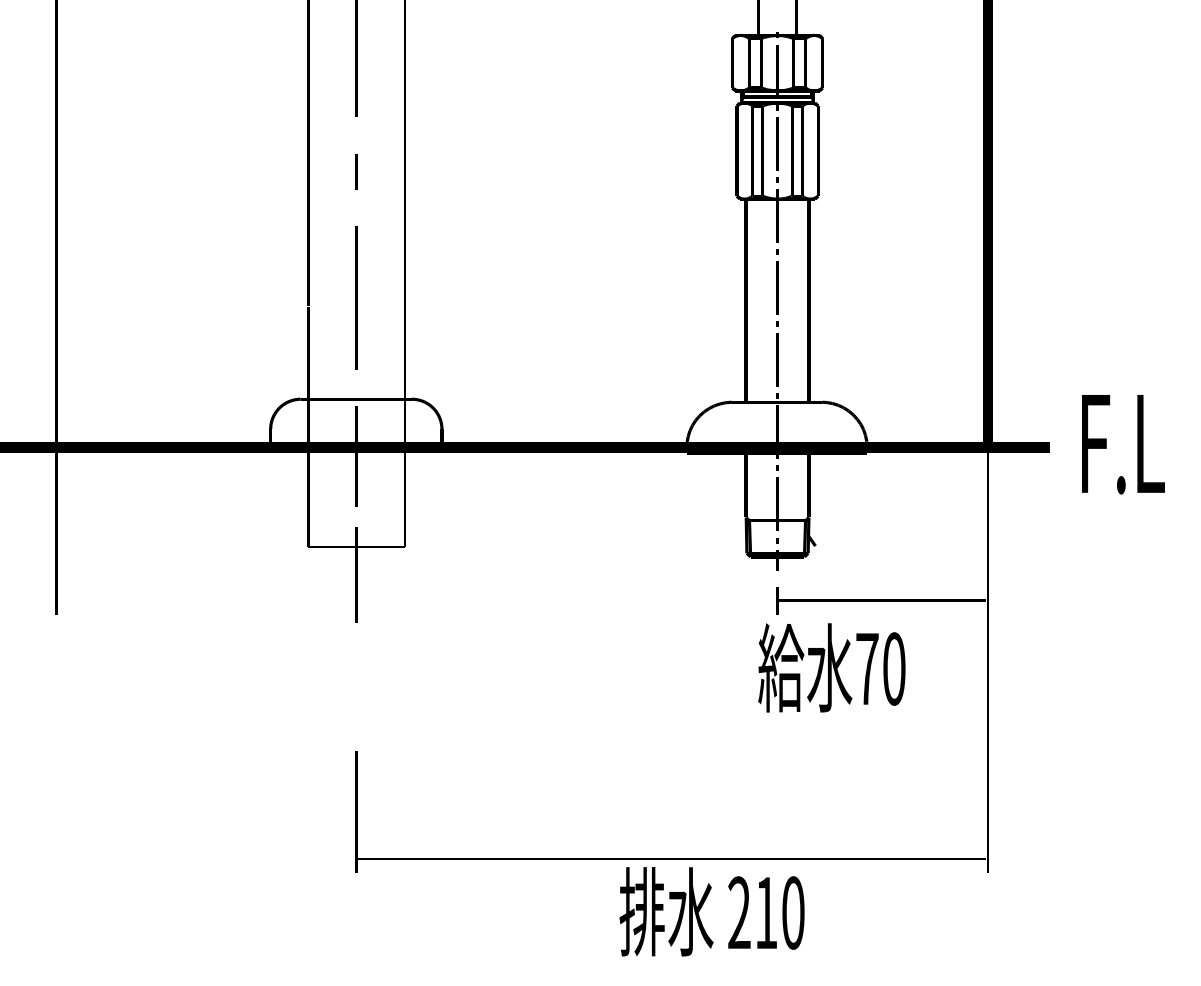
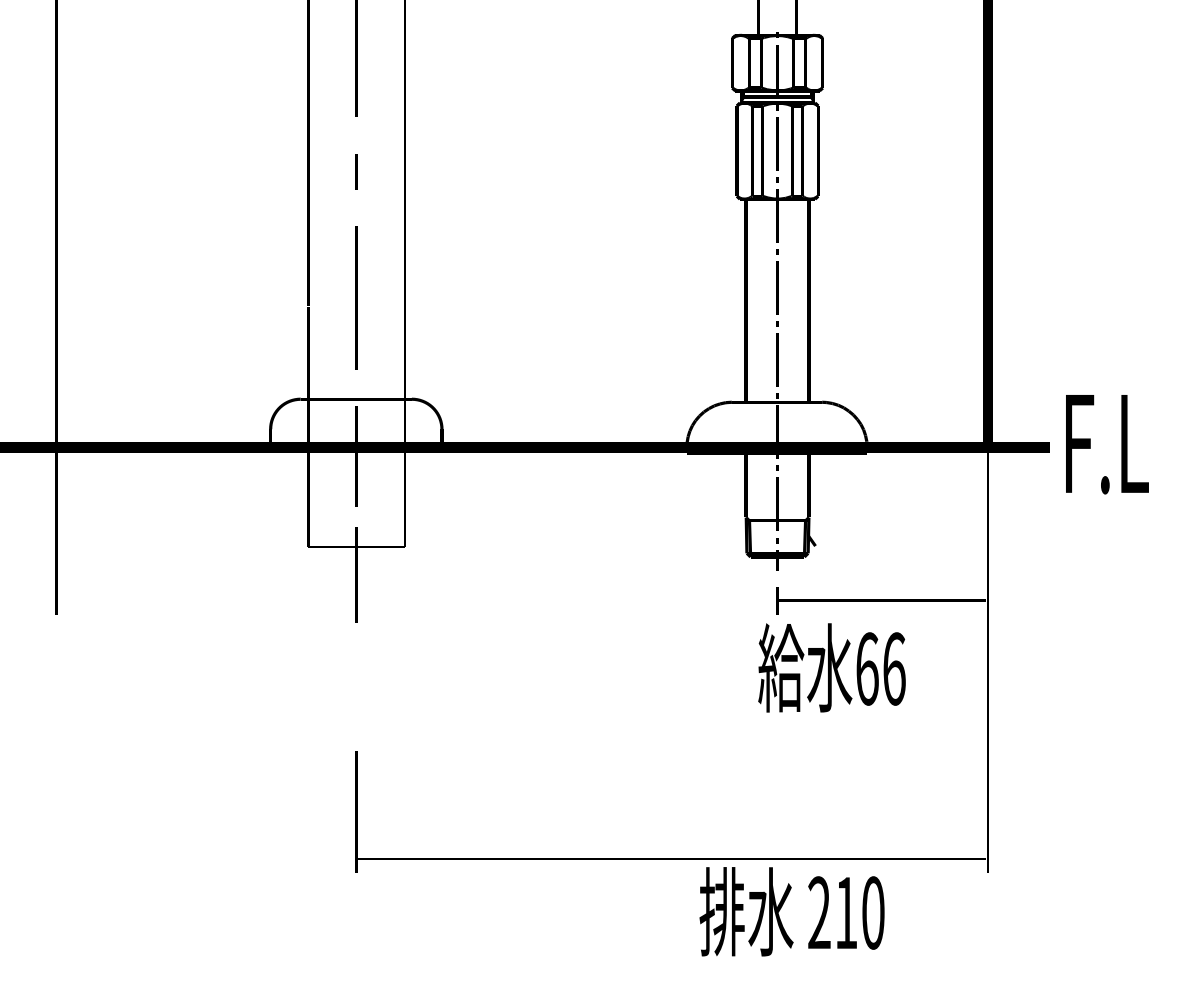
text position: (1123, 444) -> (1107, 444) (1107, 444)
text: 70 -> 66 (880, 668)
text position: (711, 911) -> (791, 911) (791, 911)
